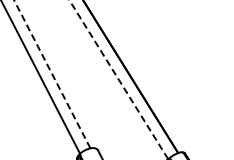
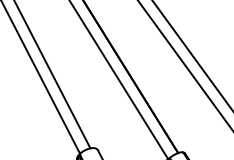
line: none -> present (191, 54)
line: none -> present (184, 64)
line: dashed -> solid (52, 73)
line: dashed -> solid (118, 79)
